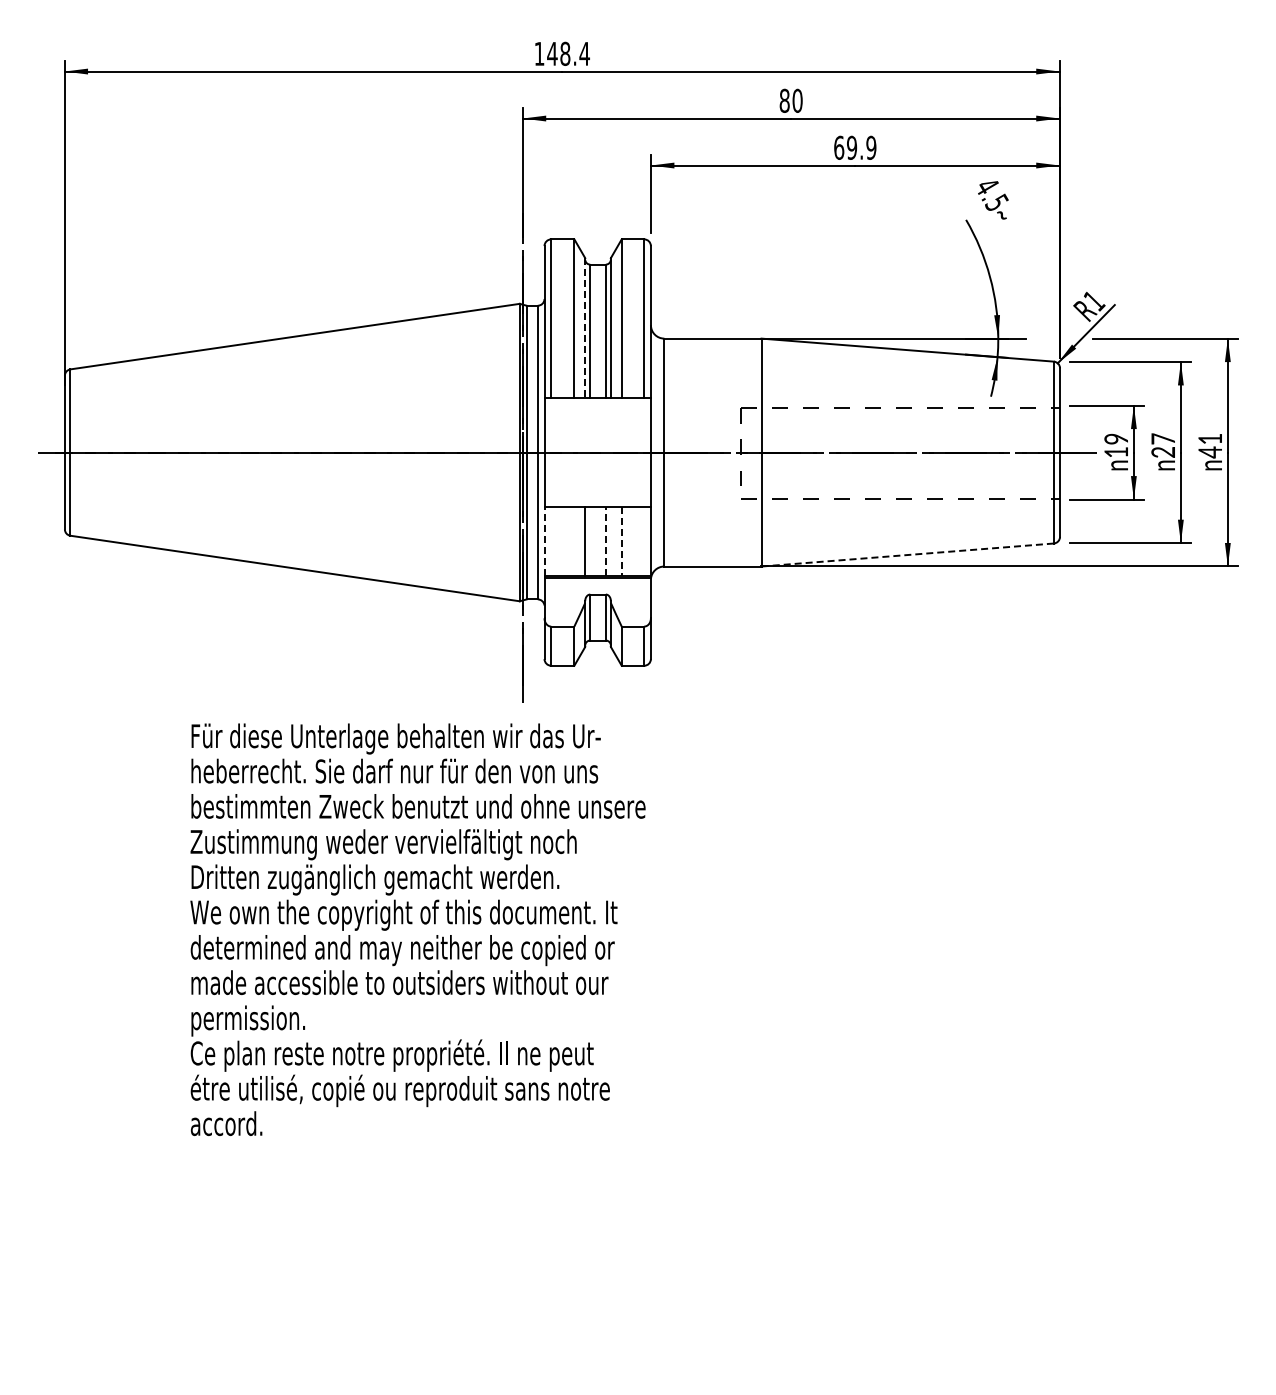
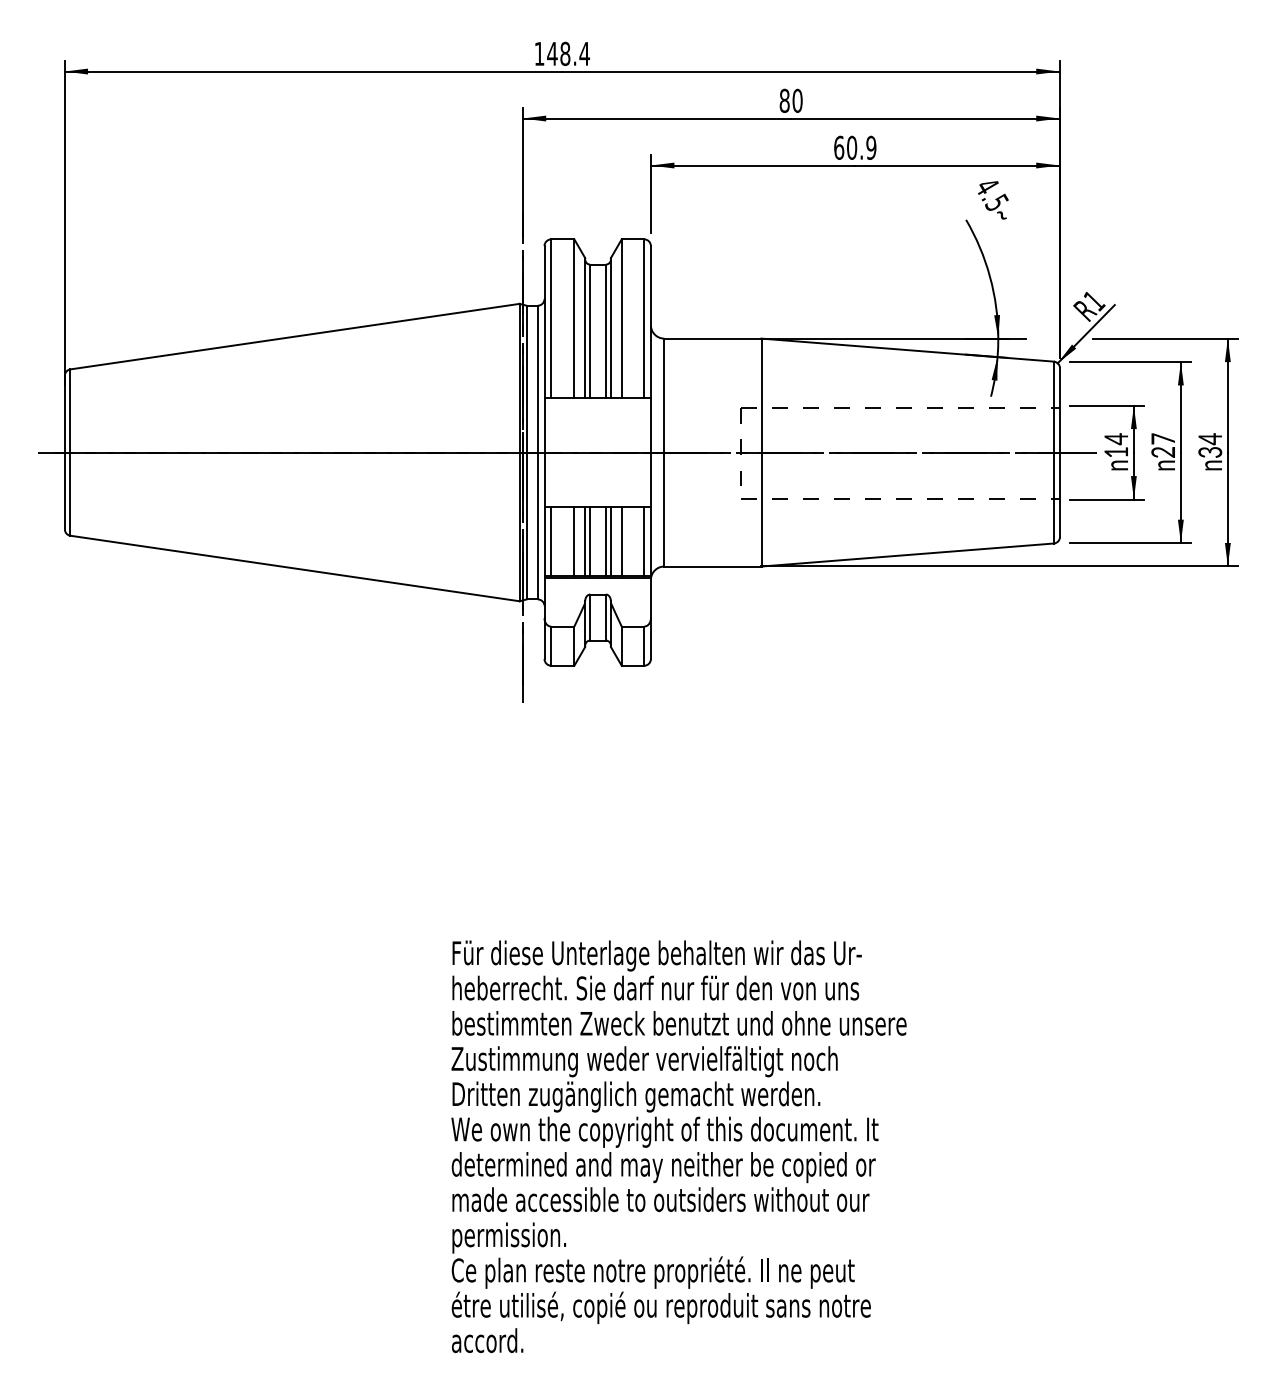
text: 69.9 -> 60.9 (852, 147)
line: dashed -> solid (585, 328)
text: 19 -> 14 (1115, 439)
text: 41 -> 34 (1210, 445)
line: dashed -> solid (544, 540)
line: none -> present (551, 540)
line: none -> present (574, 540)
line: none -> present (590, 540)
line: dashed -> solid (605, 540)
line: none -> present (610, 540)
line: none -> present (644, 540)
line: dashed -> solid (621, 541)
line: dashed -> solid (907, 555)
text position: (417, 929) -> (678, 1146) (678, 1146)
